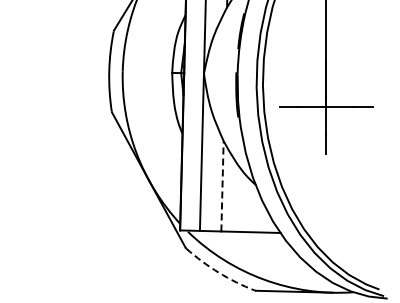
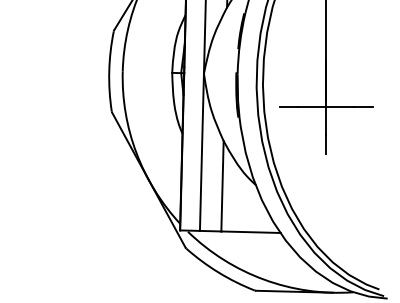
line: dashed -> solid (222, 185)
arc: dashed -> solid (218, 272)
